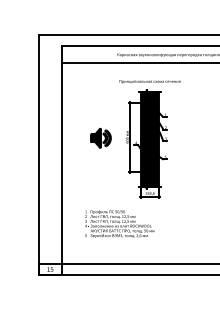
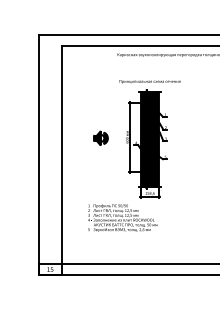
line: present -> none (138, 63)
part size: 22x21 px -> 16x16 px (100, 137)
text position: (119, 223) -> (122, 217) (122, 217)
